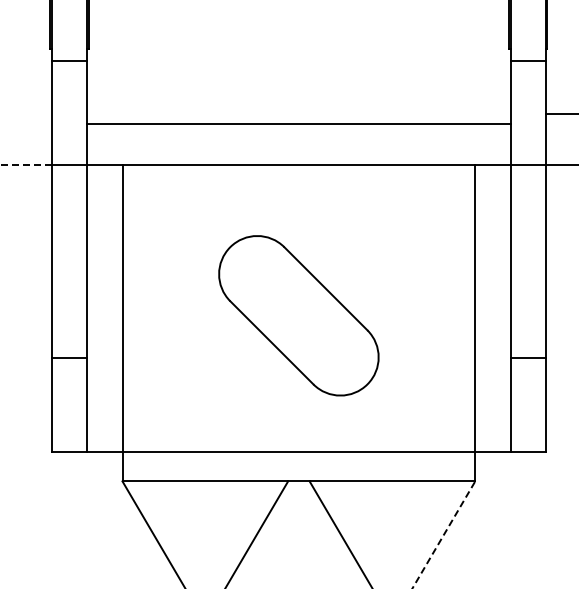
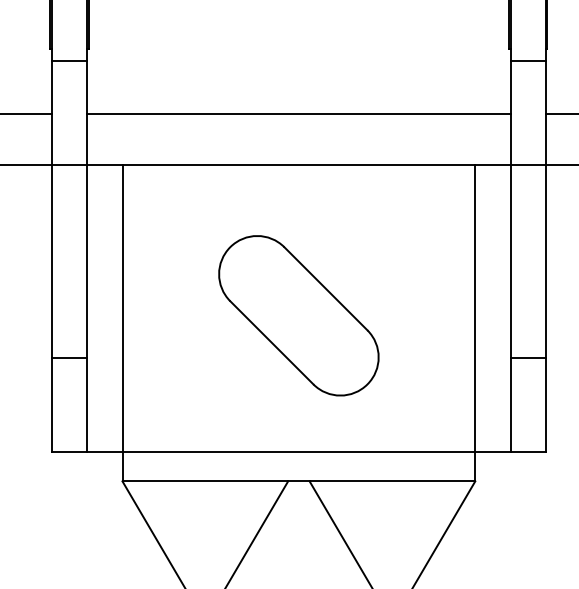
line: none -> present (26, 113)
line position: (298, 123) -> (298, 113) (298, 113)
line: dashed -> solid (25, 165)
line: dashed -> solid (443, 534)
